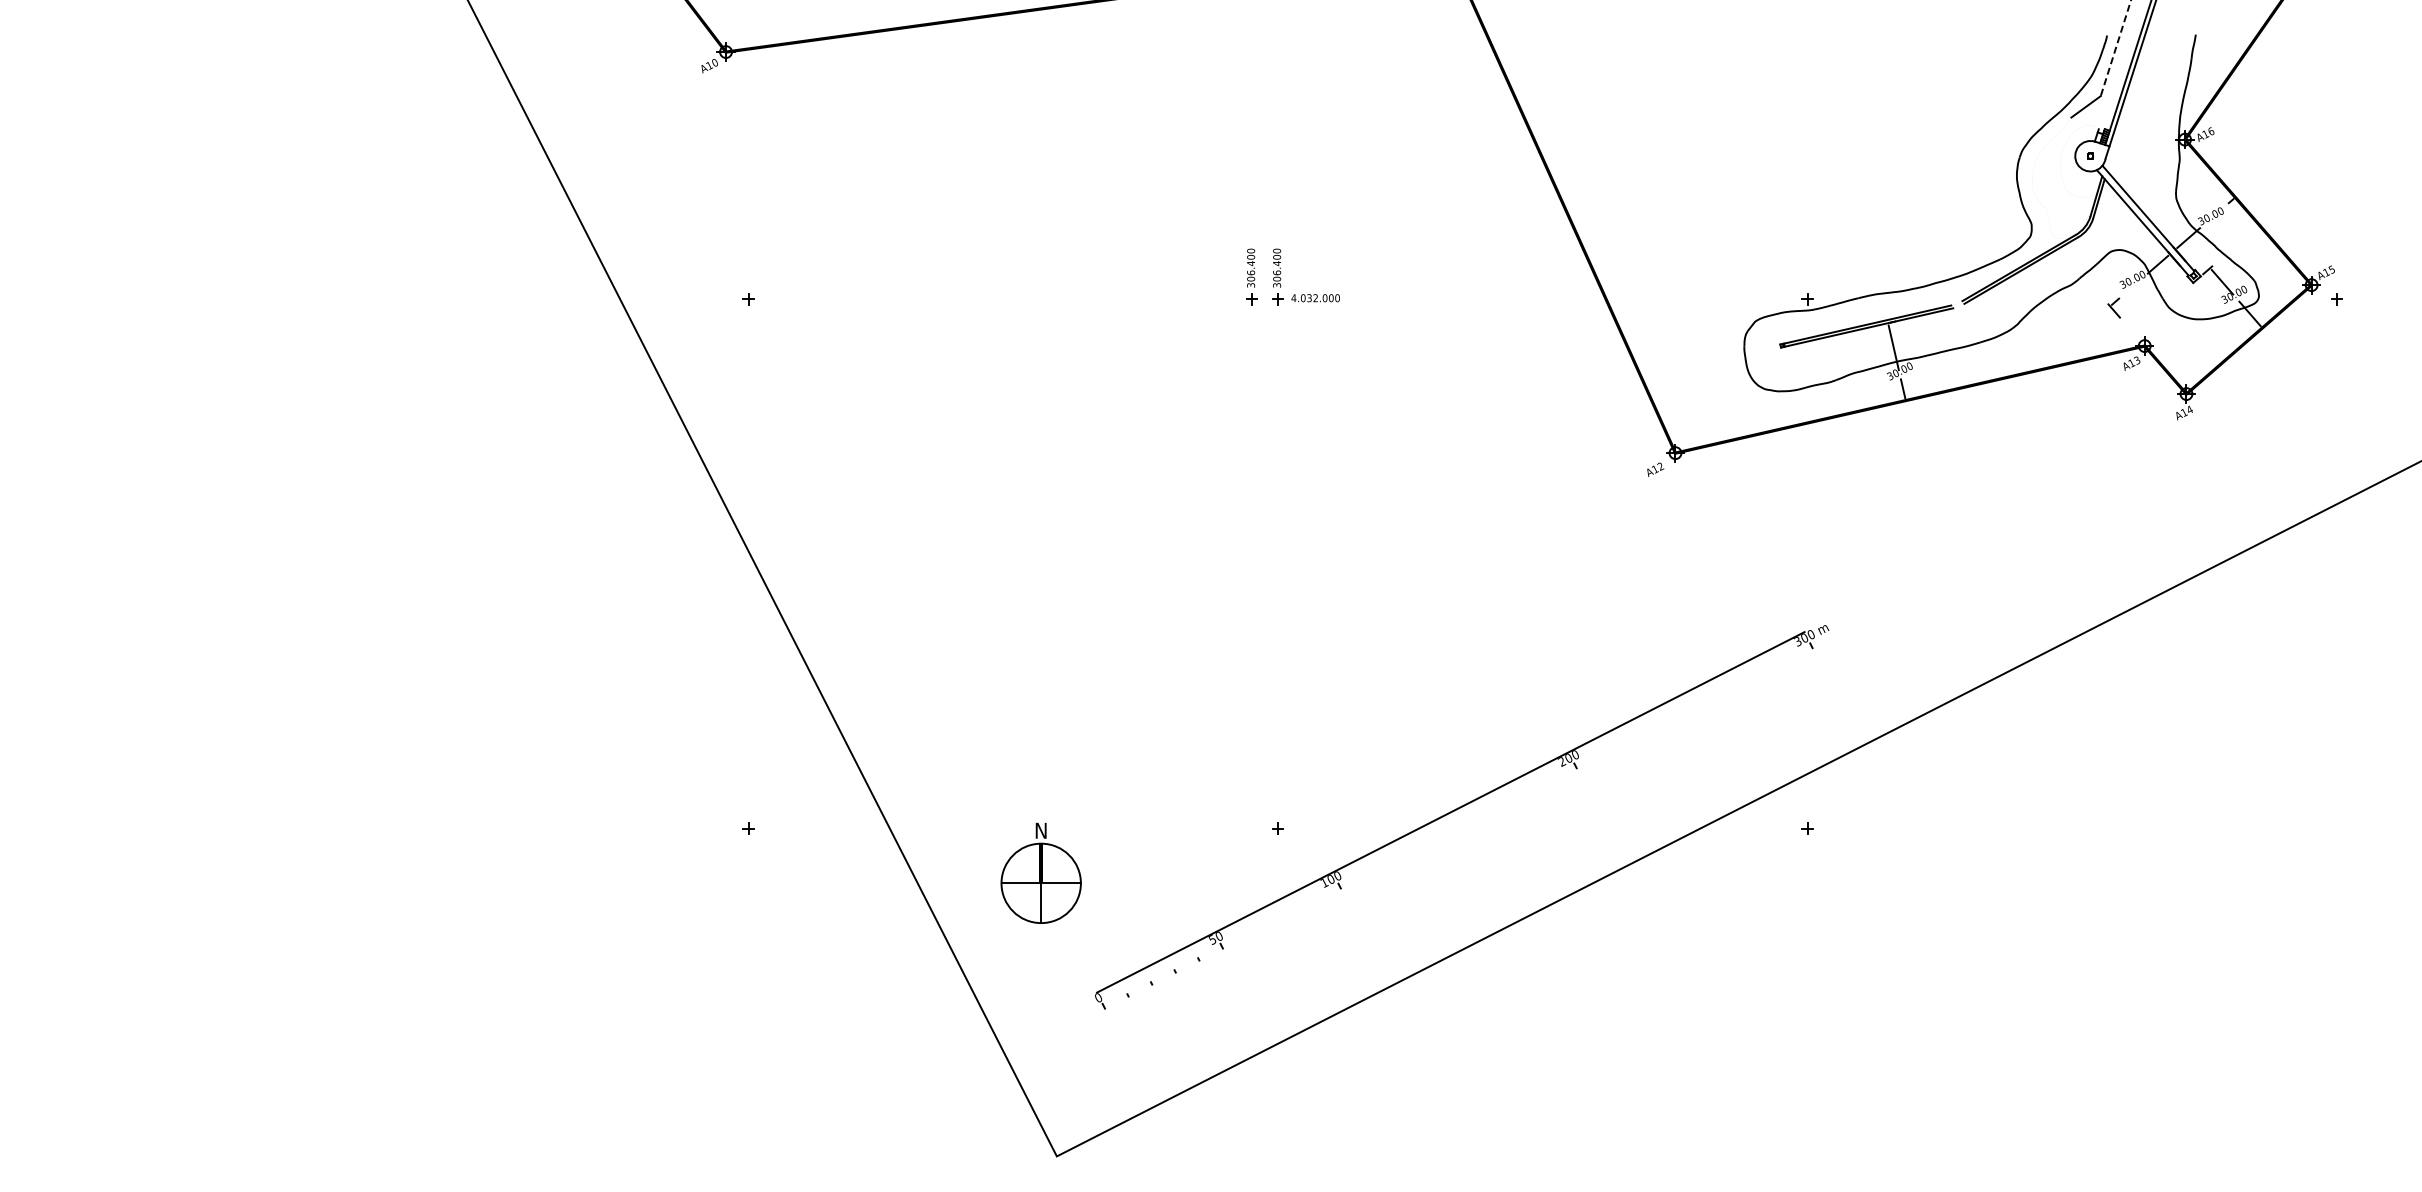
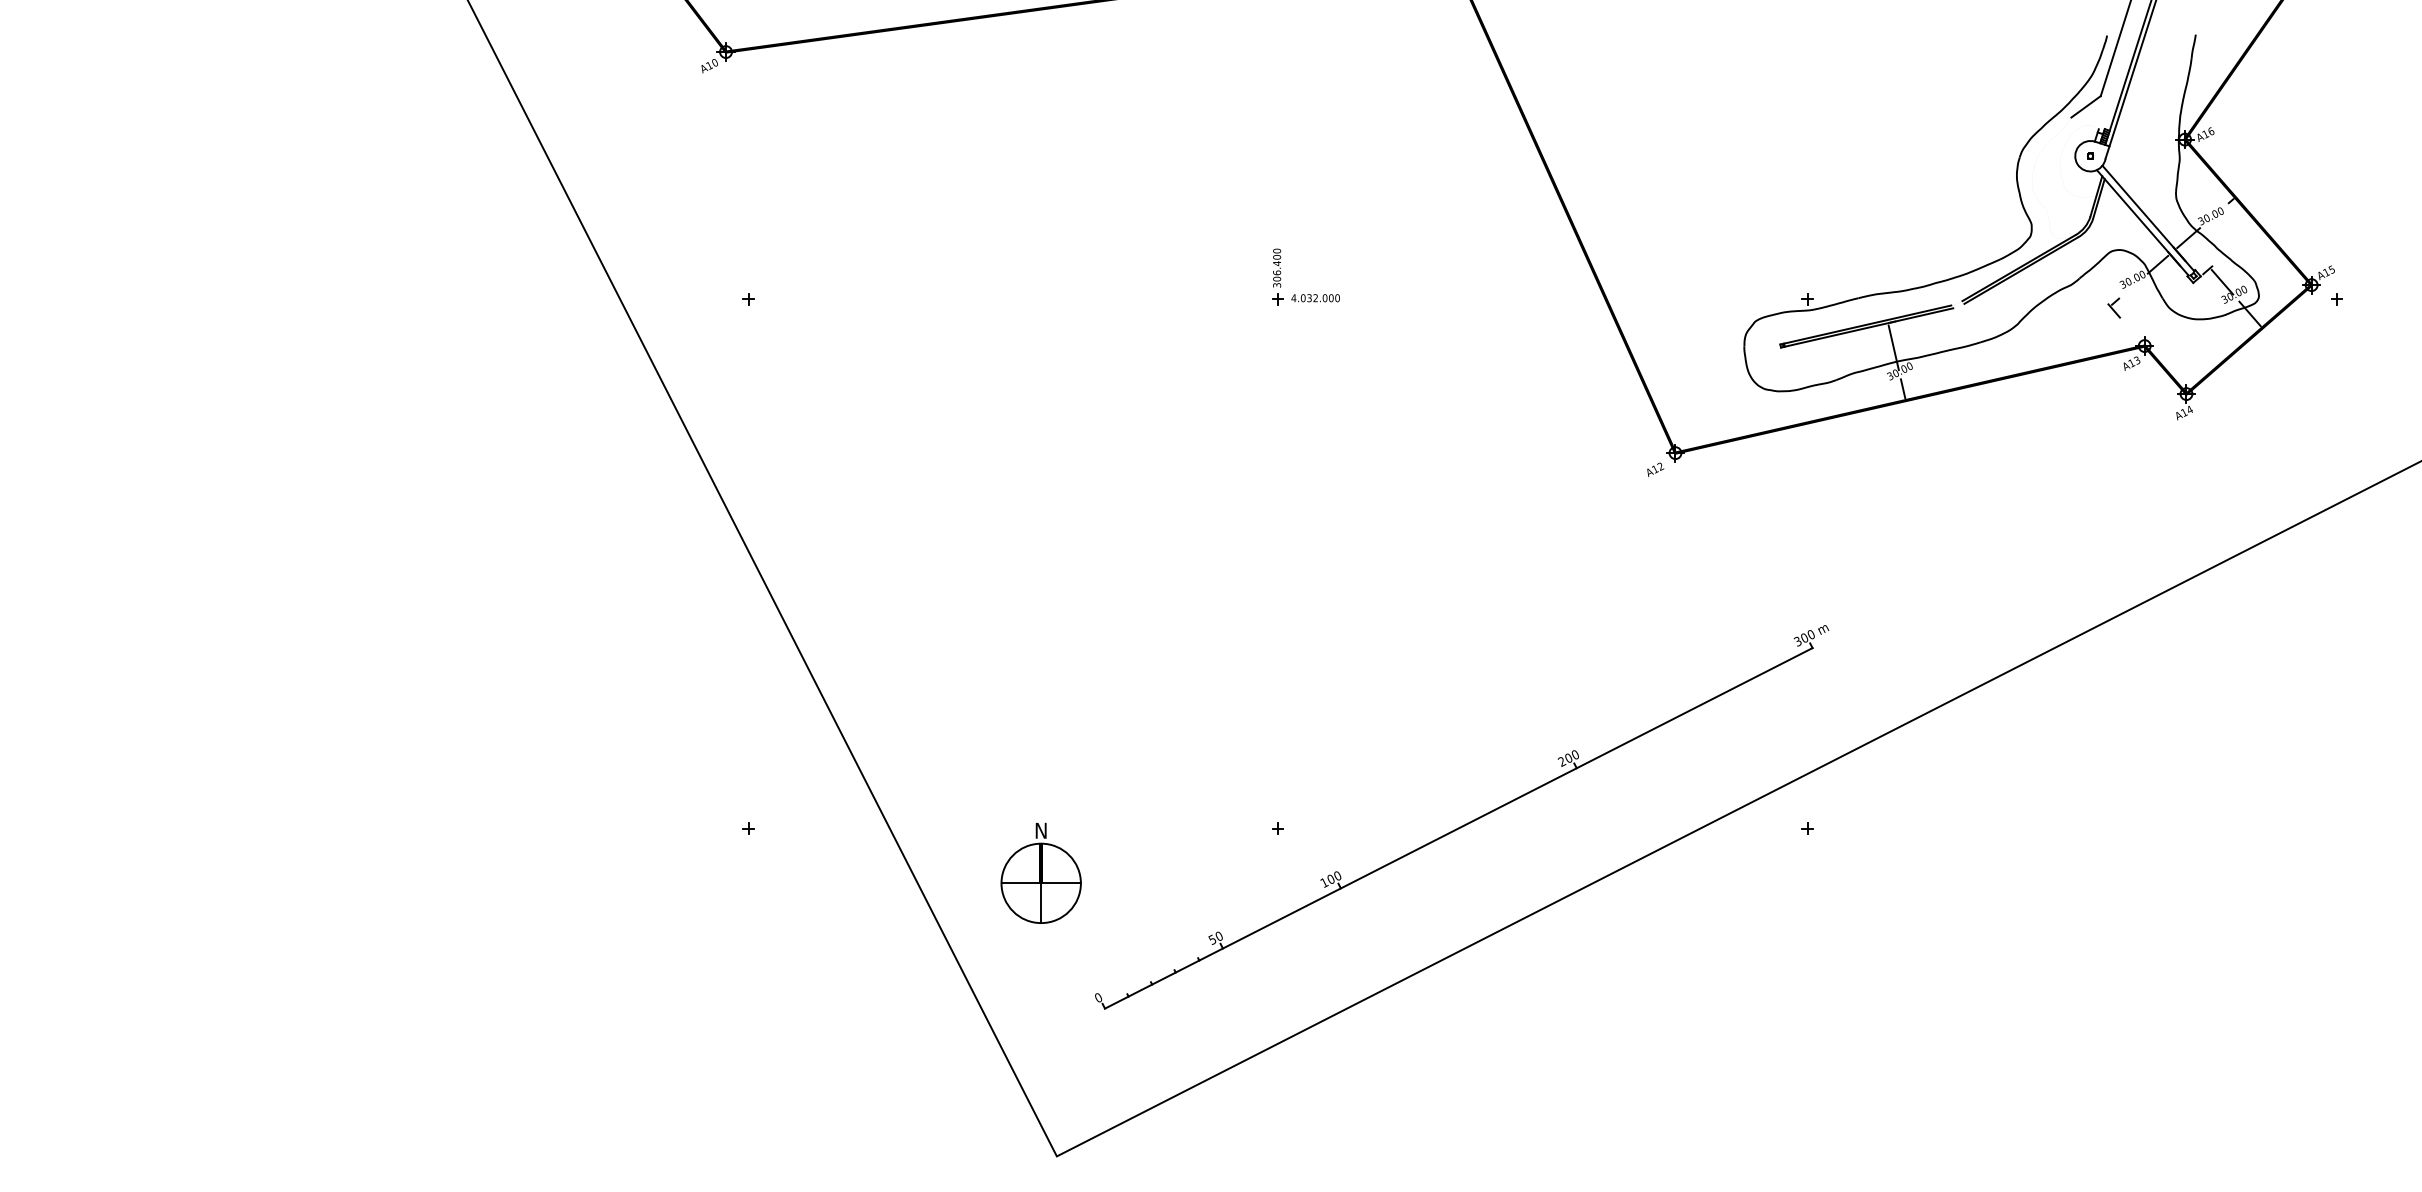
line: dashed -> solid (2115, 48)
part: present -> none (1251, 276)
line position: (1450, 812) -> (1458, 828) (1458, 828)
